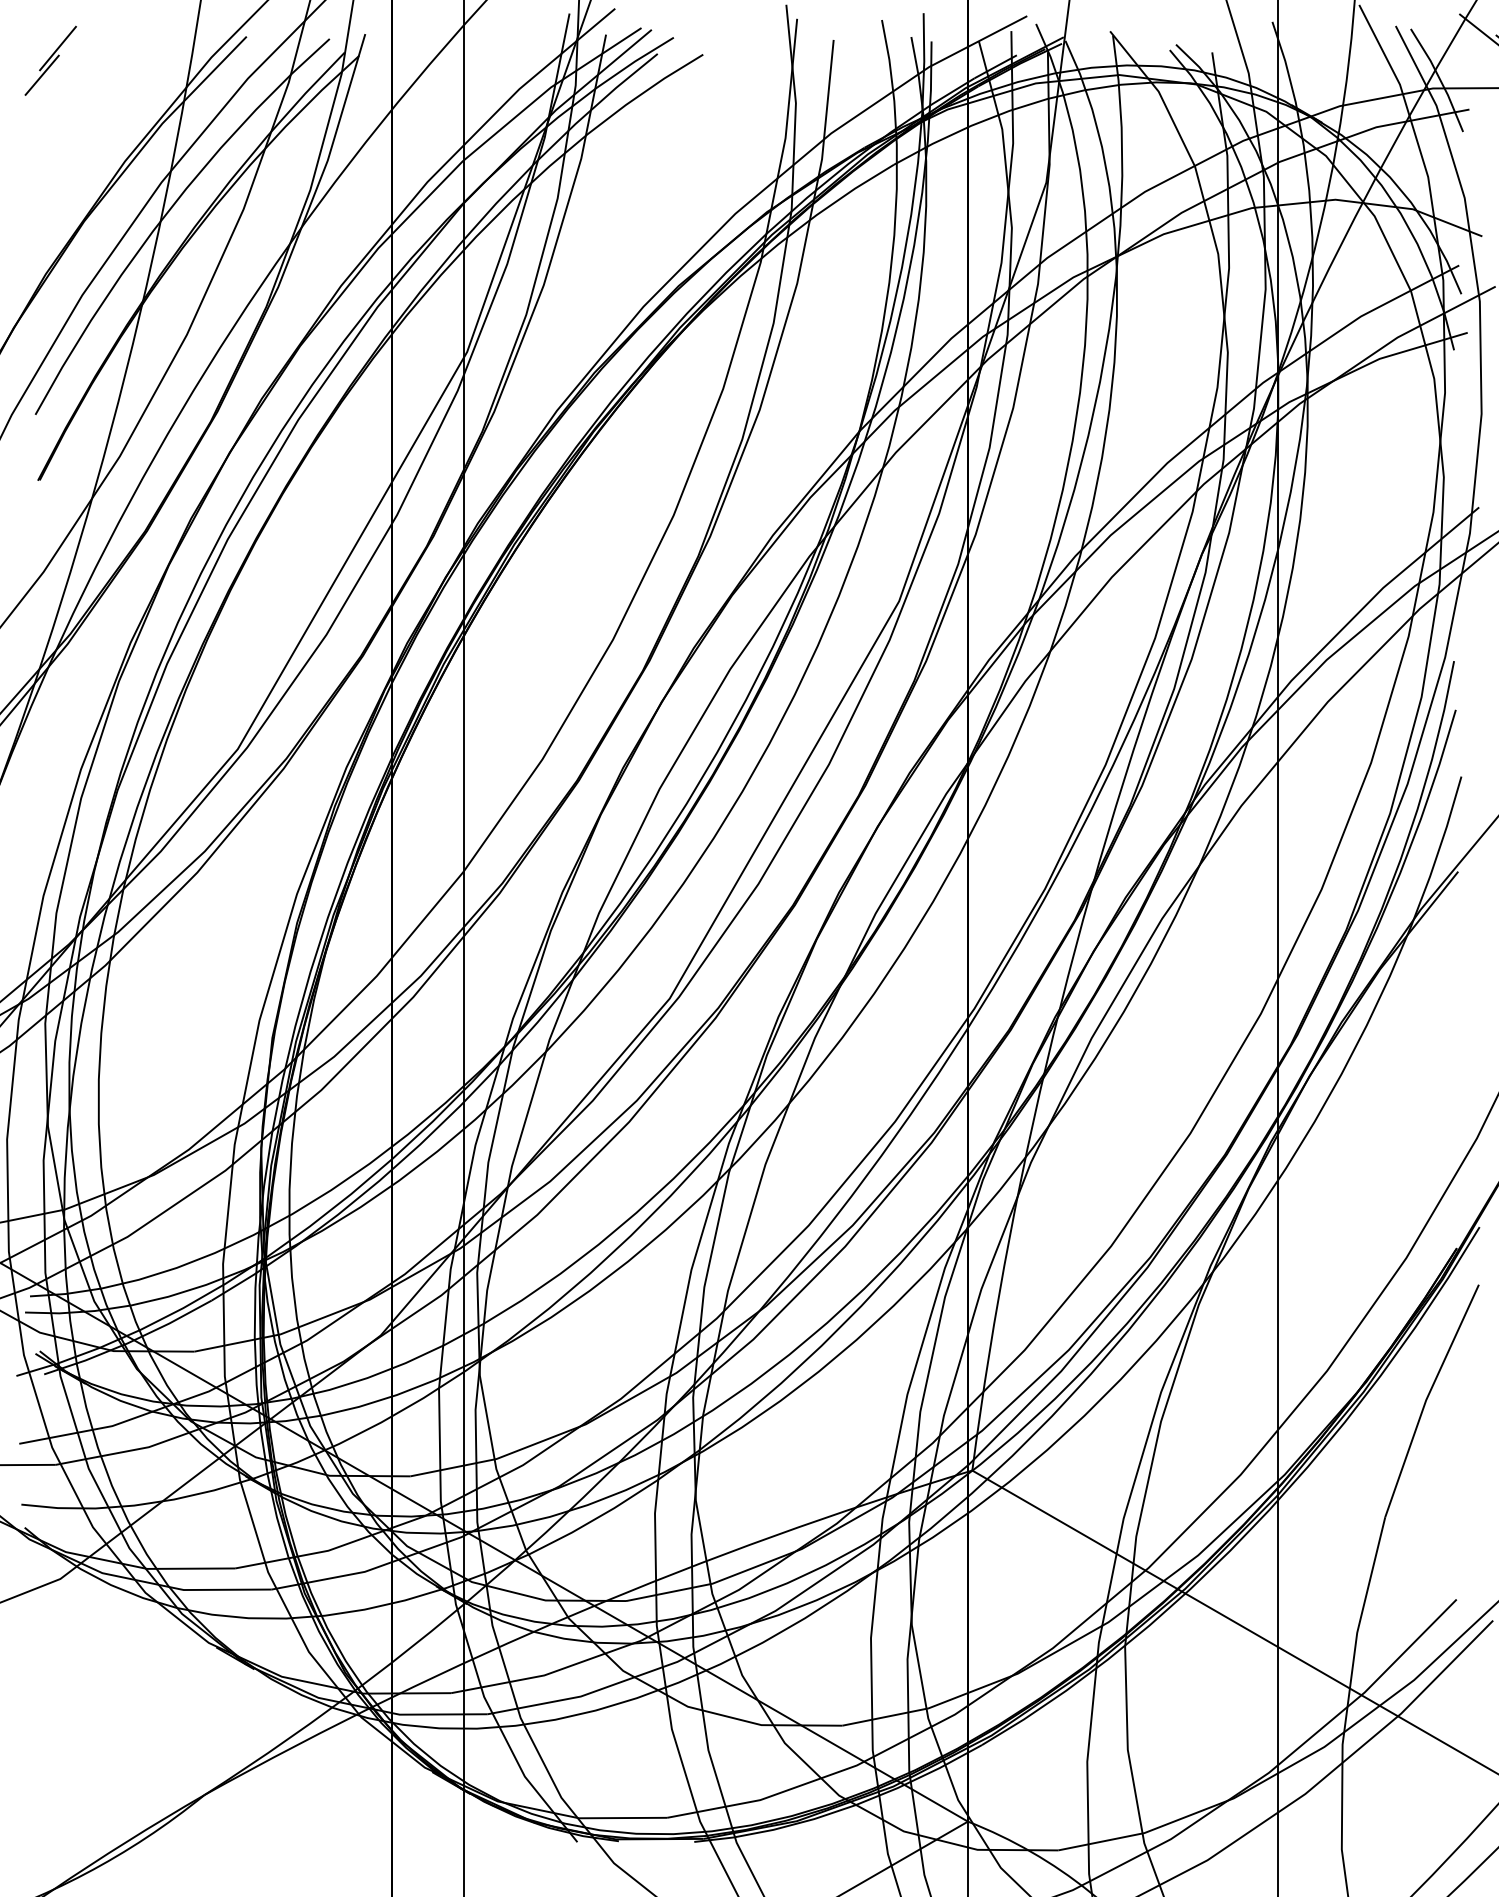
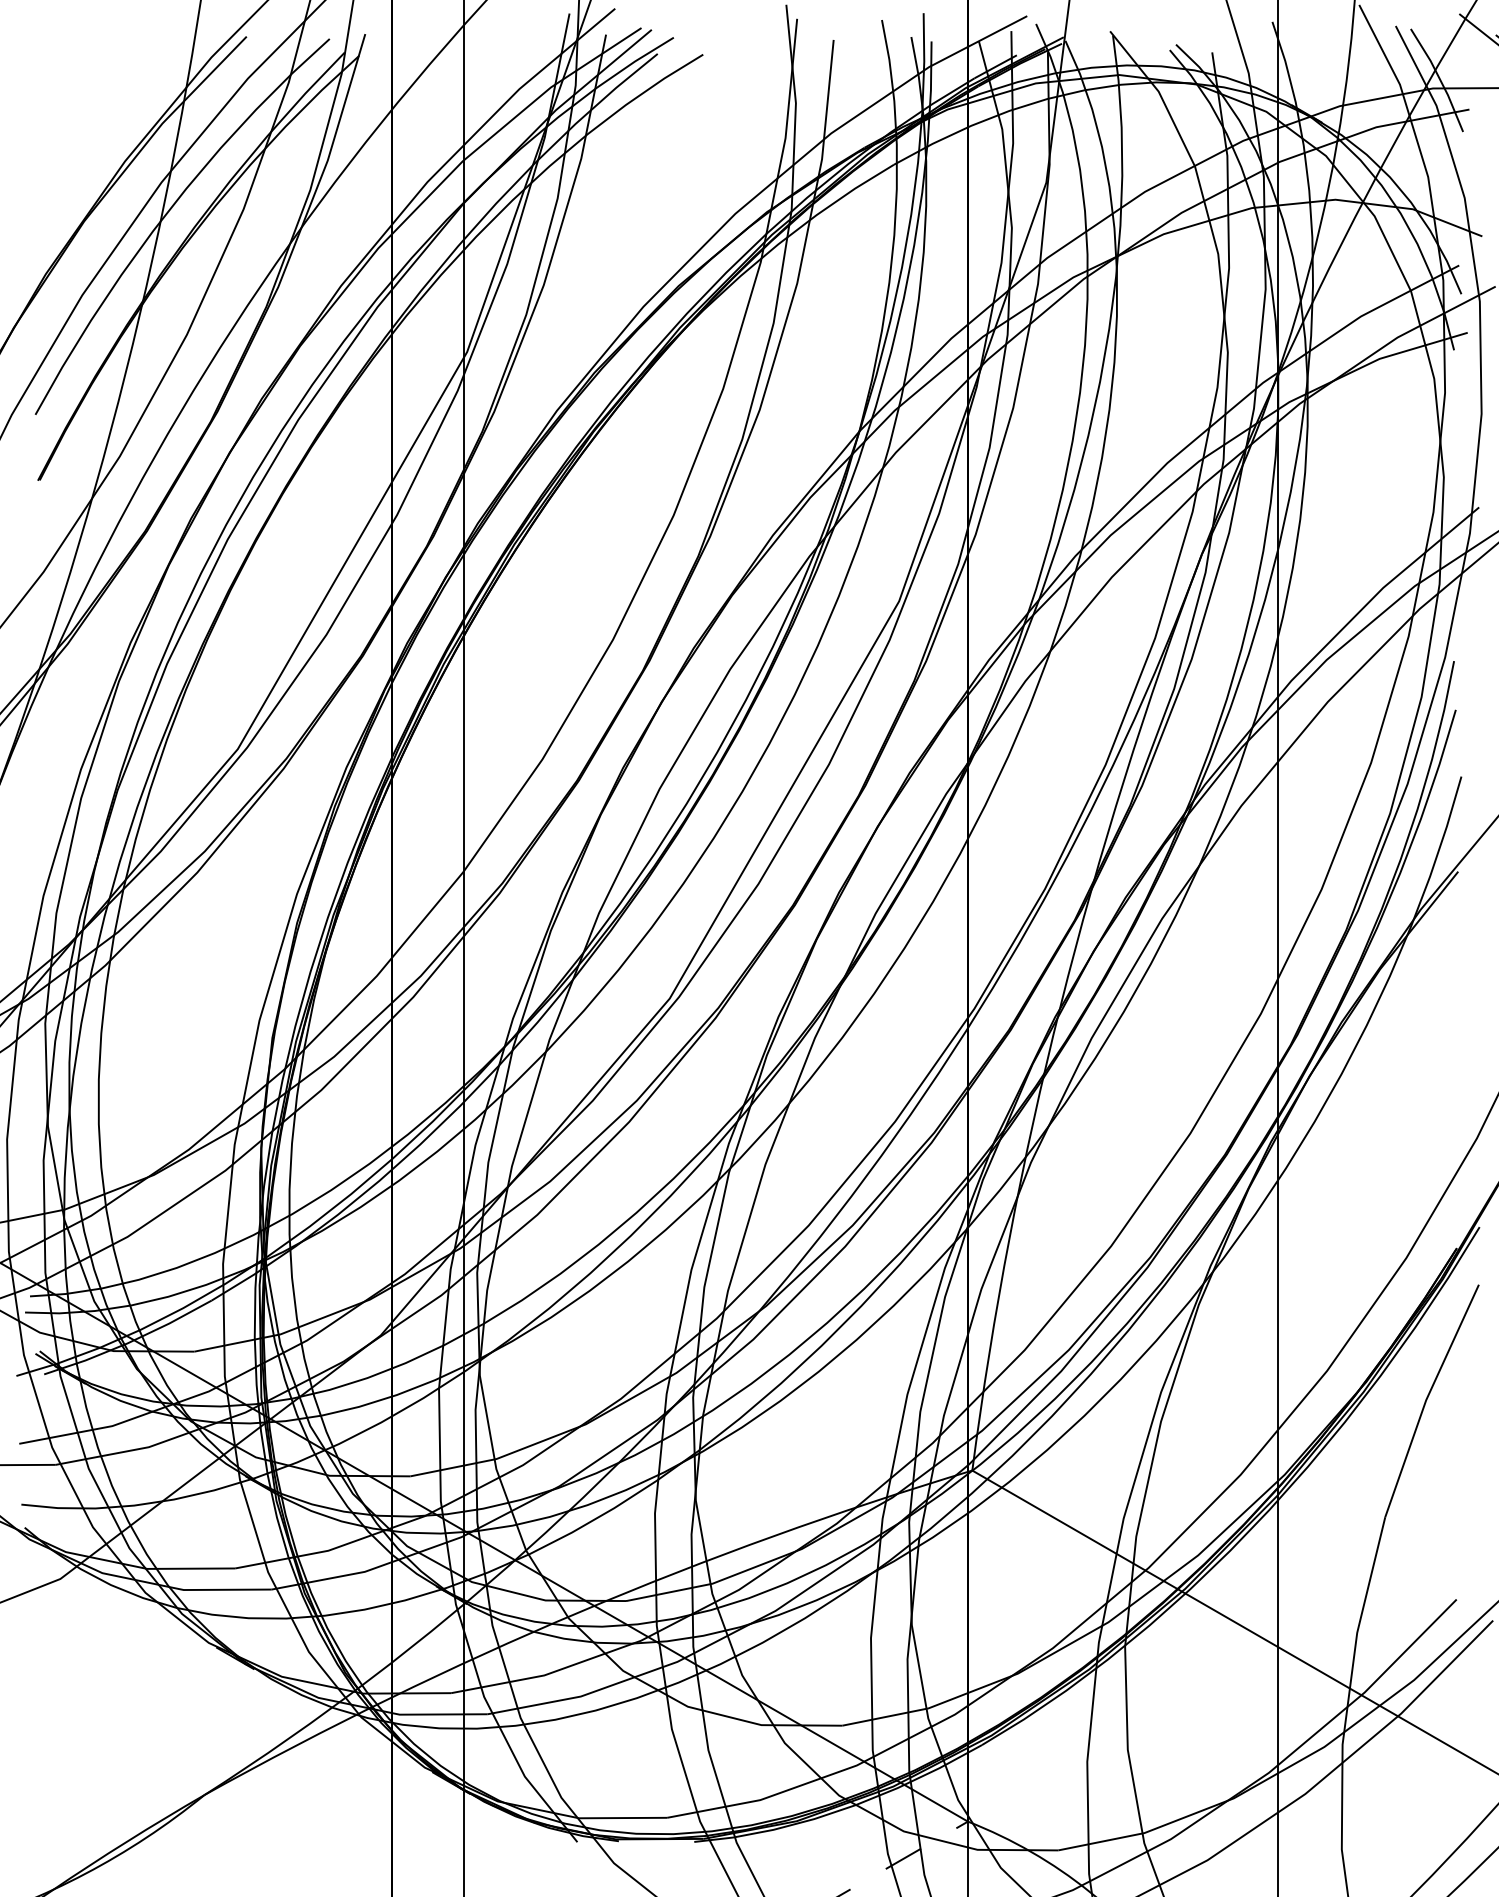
part: present -> none (50, 60)
line: solid -> dashed (903, 1859)
